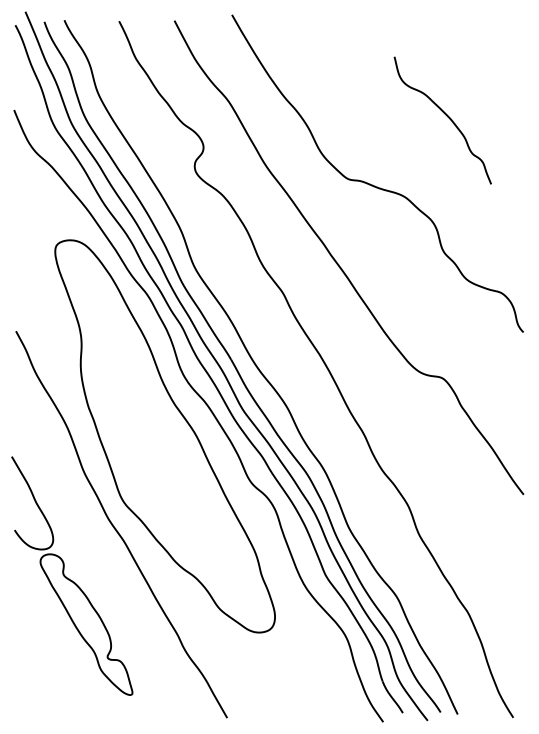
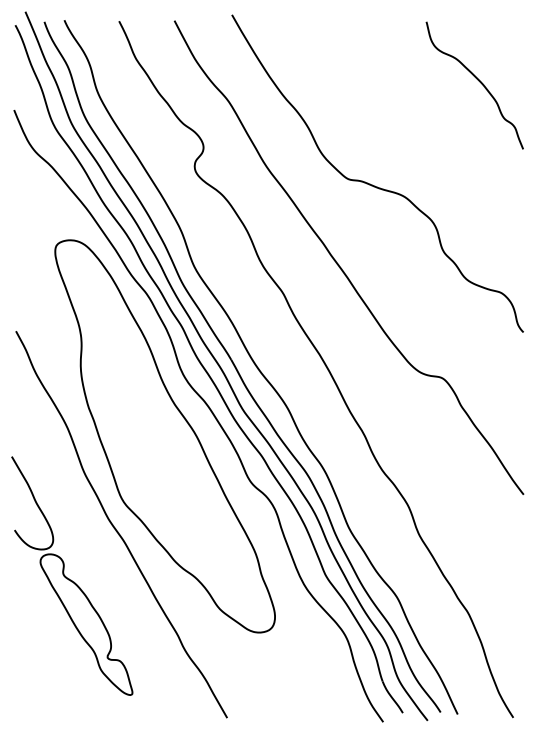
curve position: (446, 116) -> (478, 81) (478, 81)
